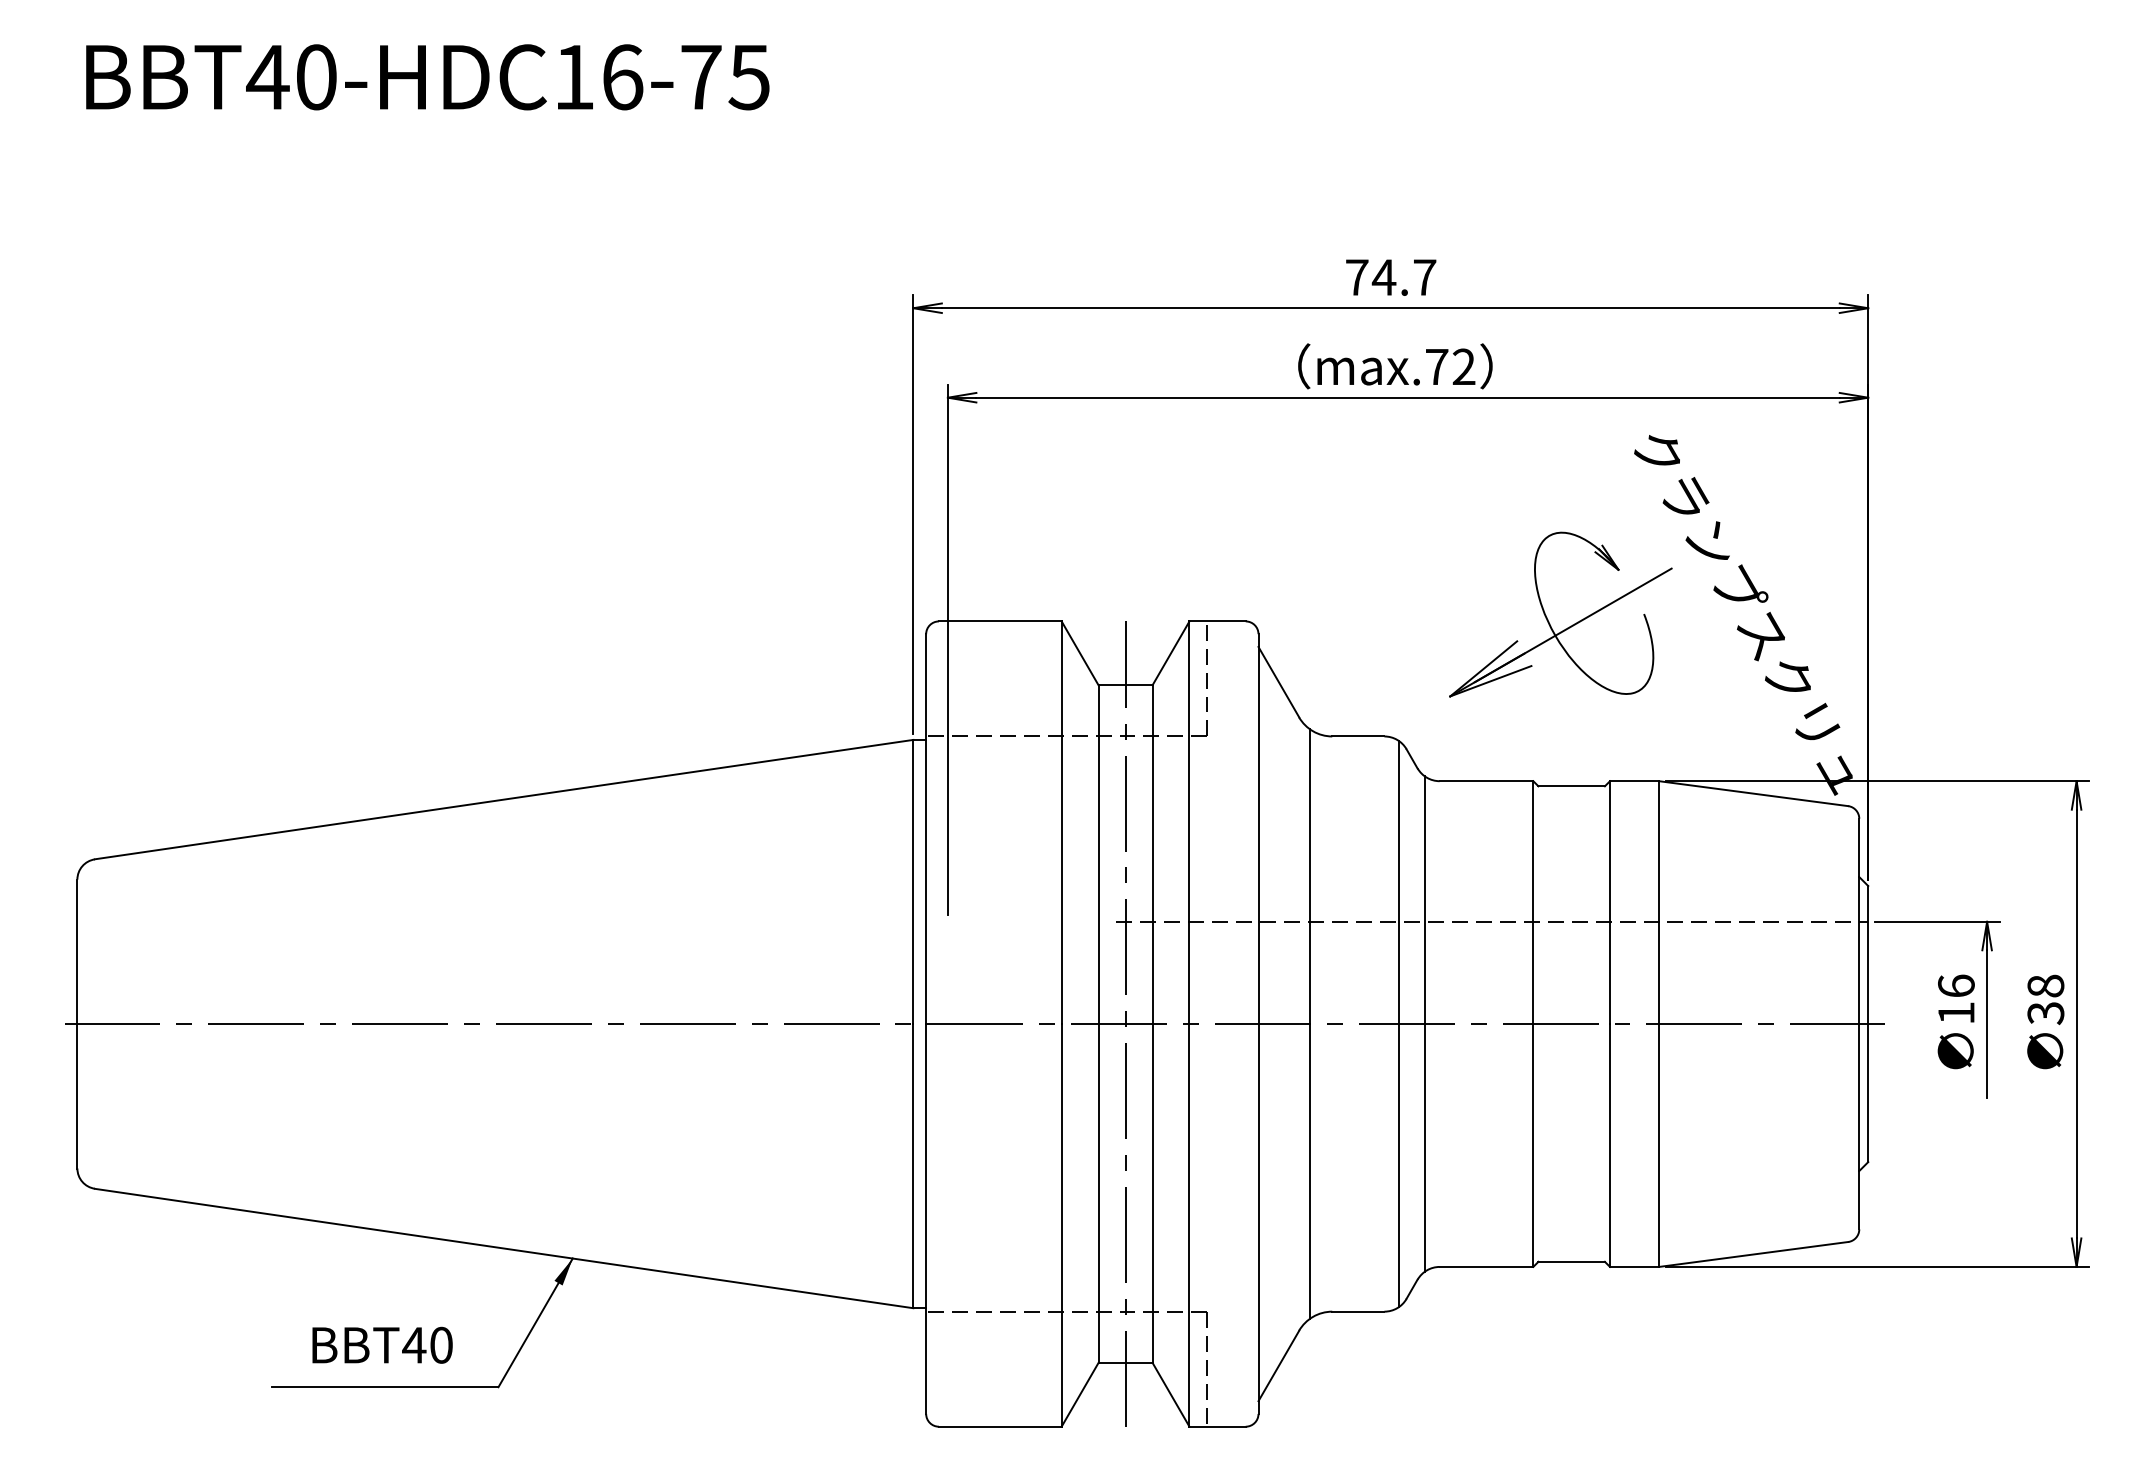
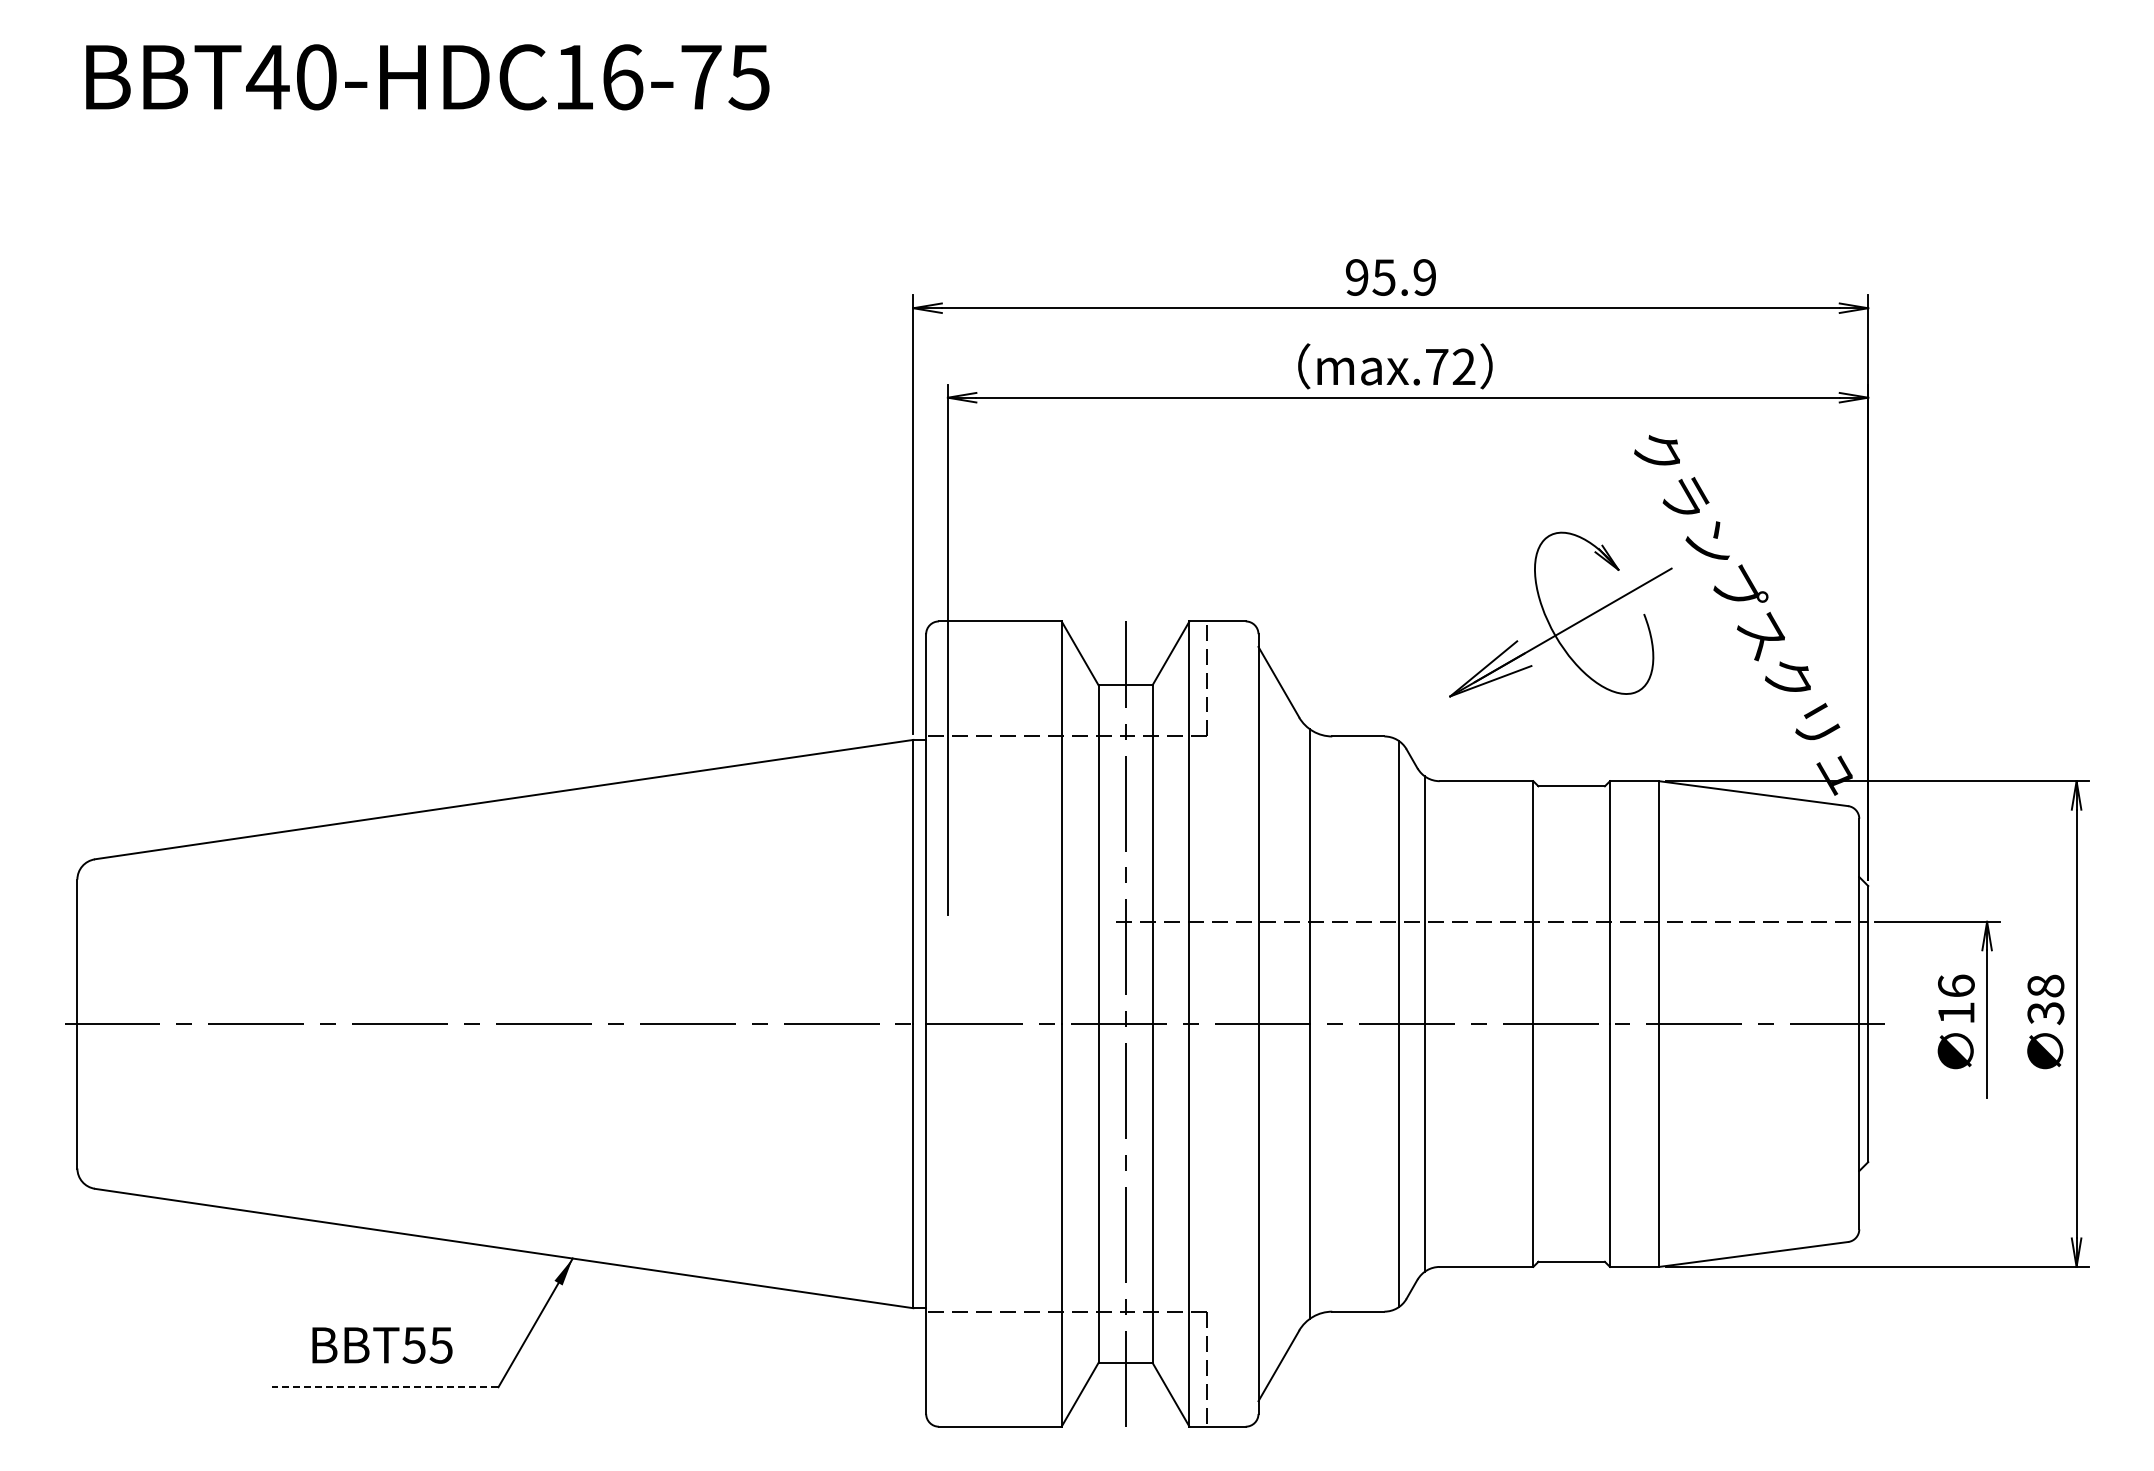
text: 74.7 -> 95.9 (1391, 277)
text: BBT40 -> BBT55 (427, 1344)
line: solid -> dashed (384, 1387)
